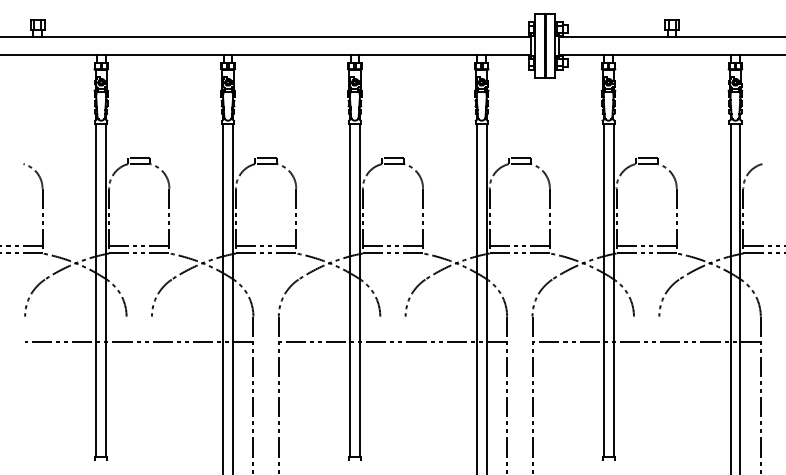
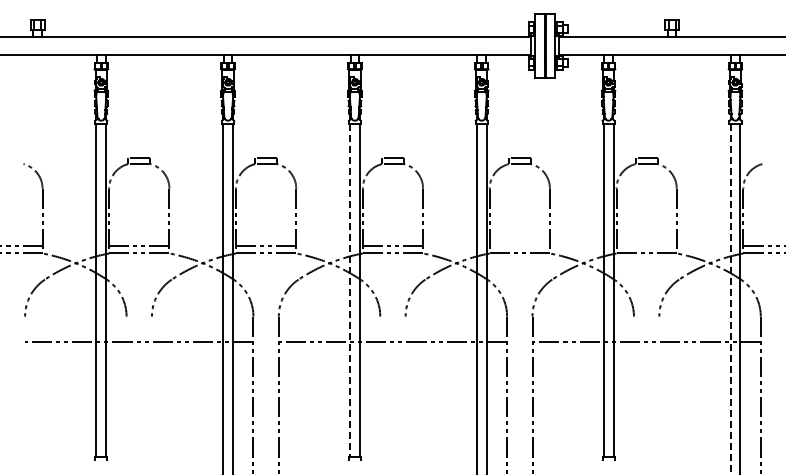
line: present -> none (519, 245)
line: present -> none (646, 245)
line: solid -> dashed (350, 290)
line: solid -> dashed (730, 299)
